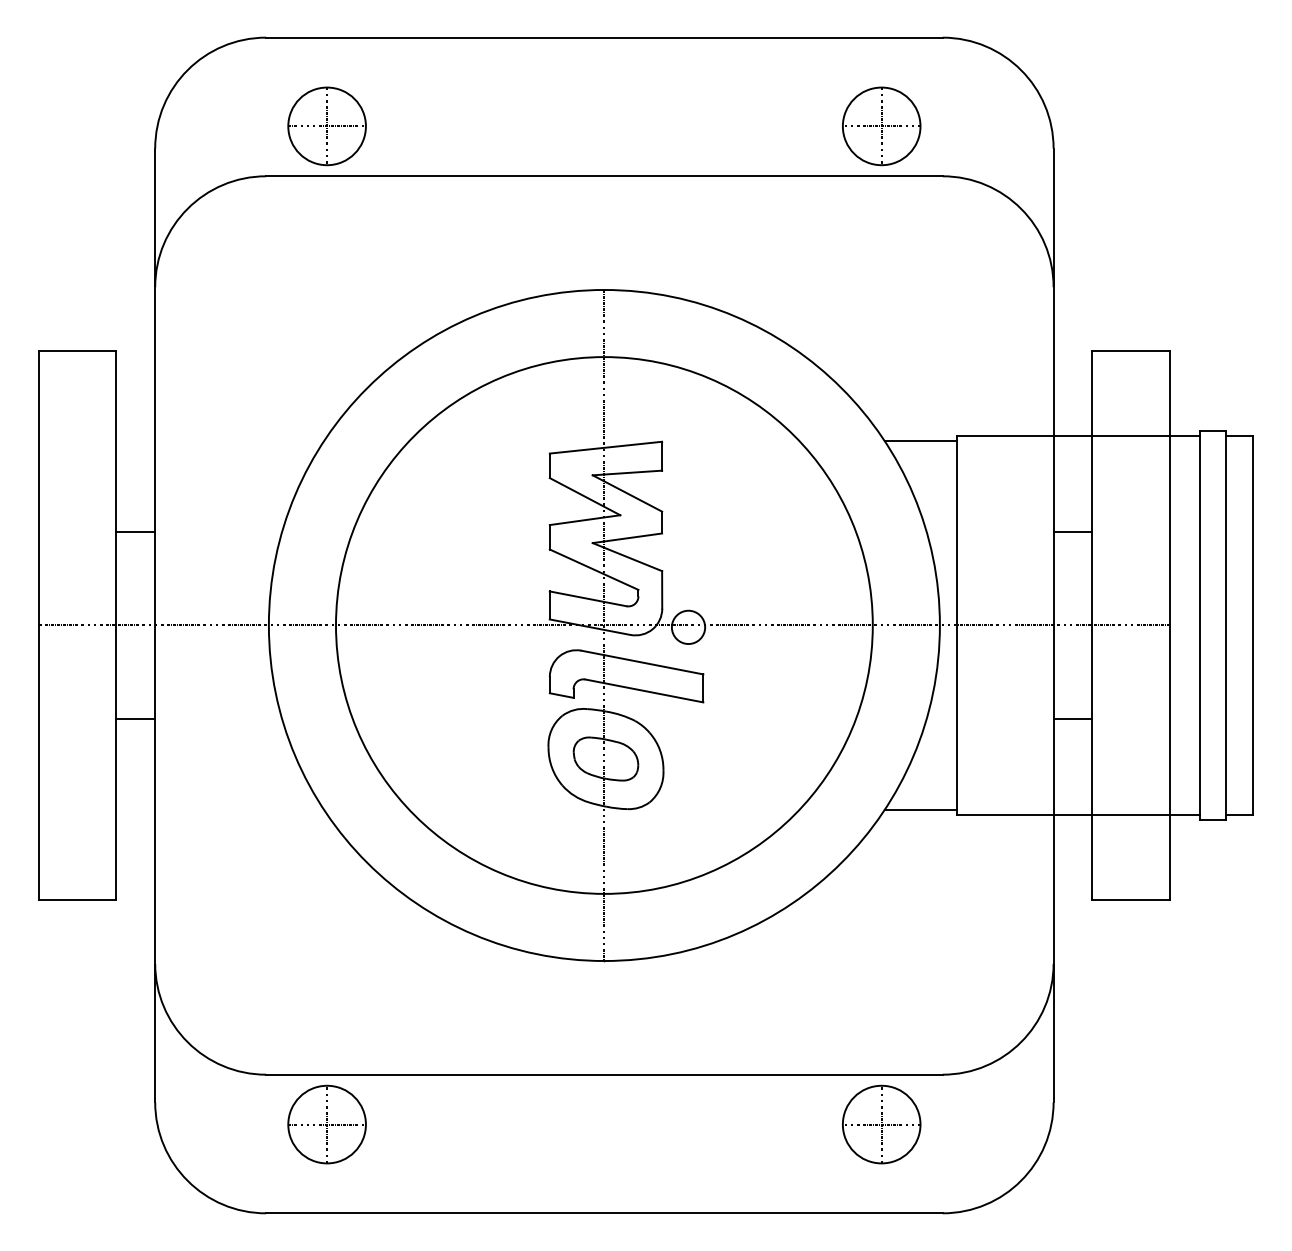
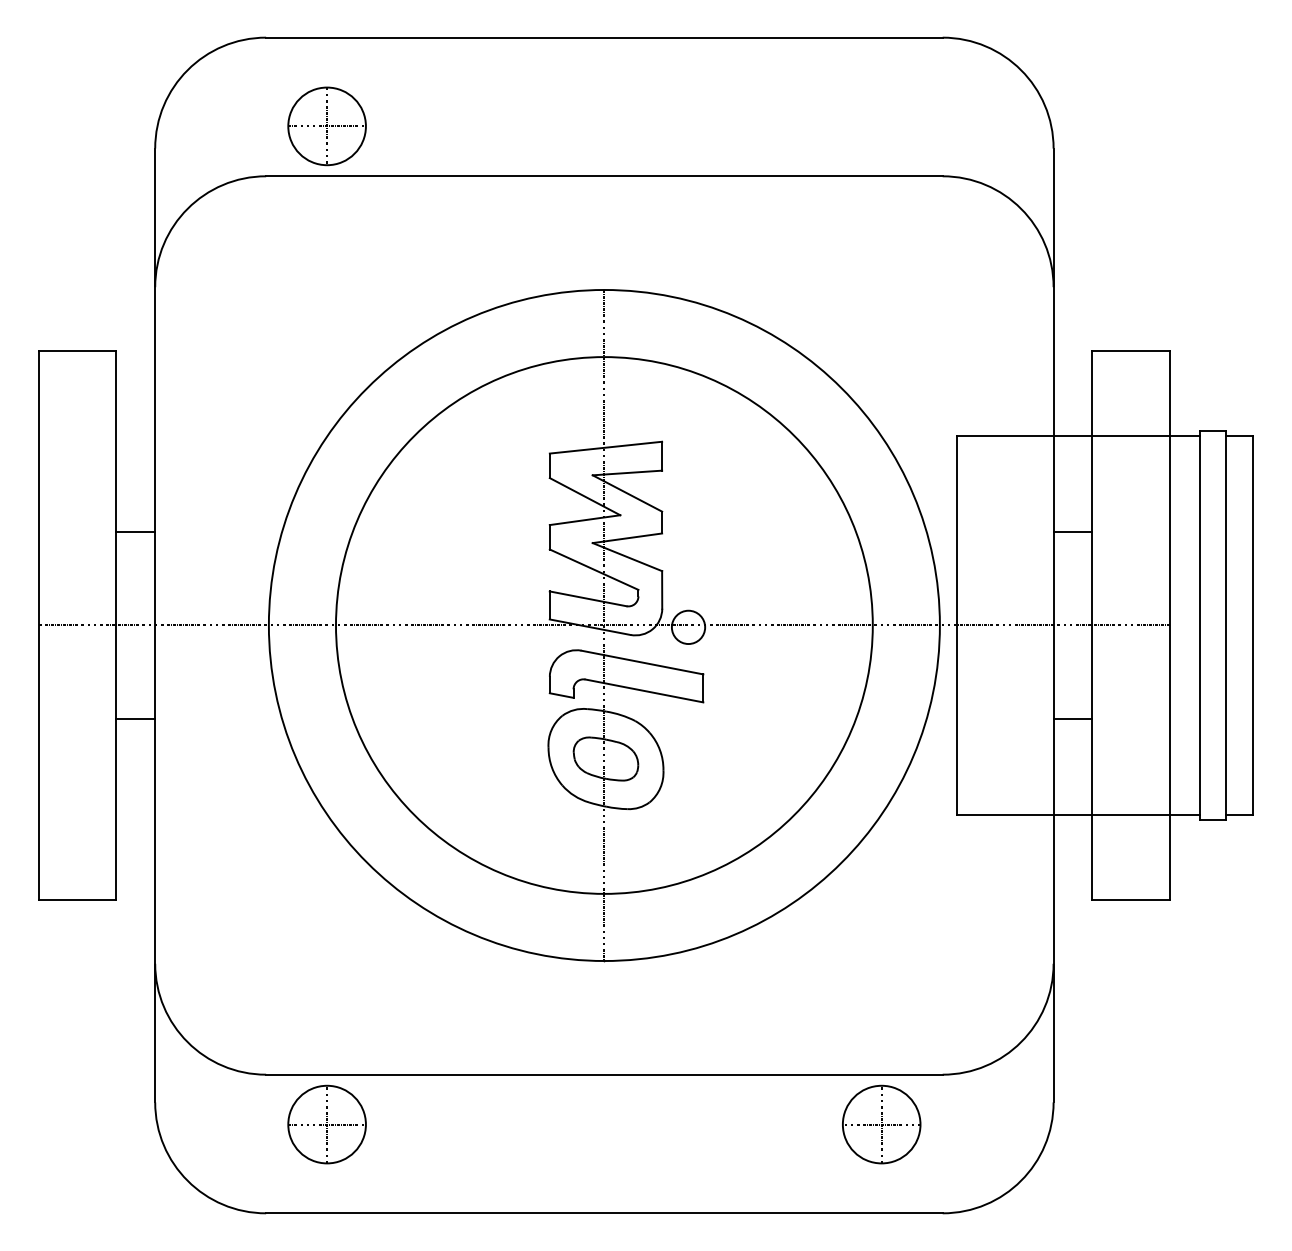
part: present -> none (881, 126)
line: present -> none (920, 440)
line: present -> none (920, 810)
